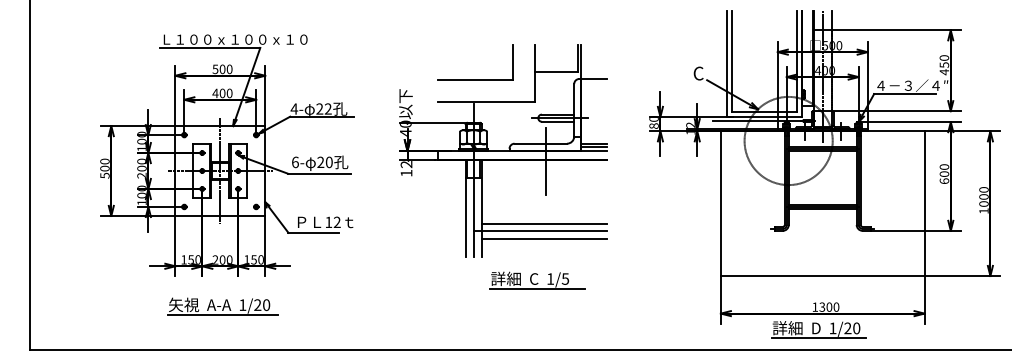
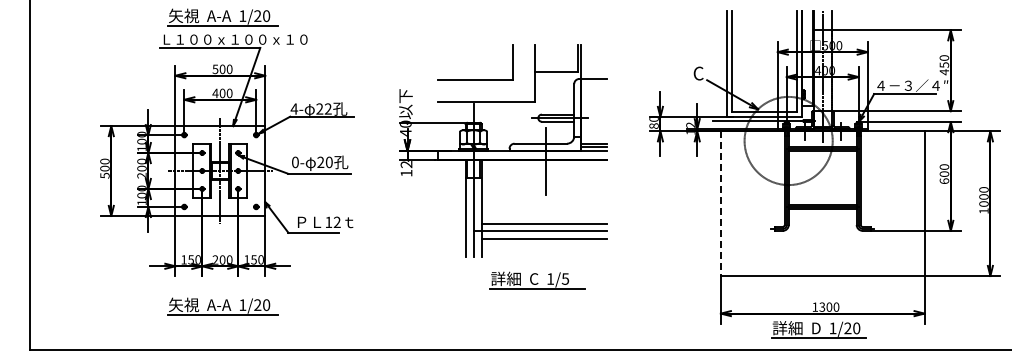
part: none -> present (222, 17)
text: 6- -> 0- (295, 161)
line: solid -> dashed (720, 204)
